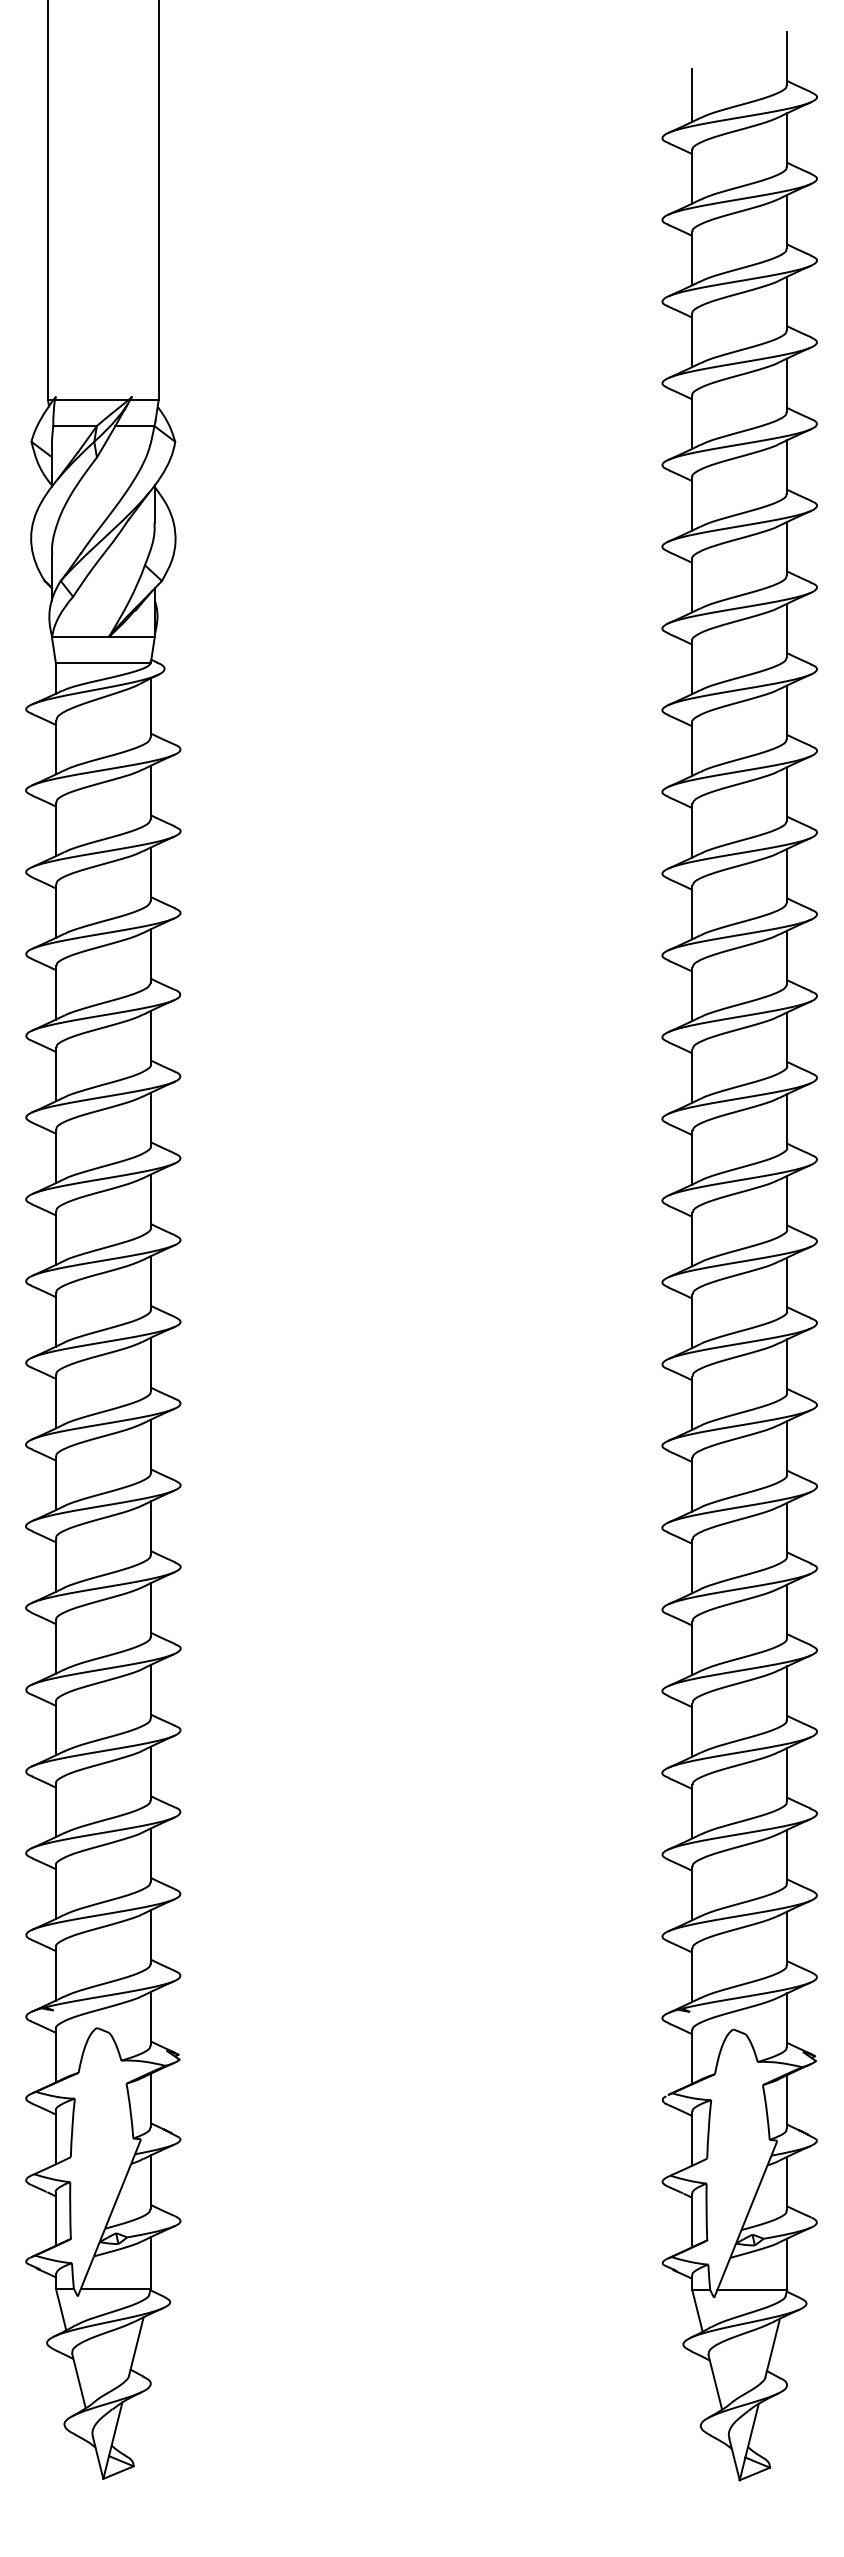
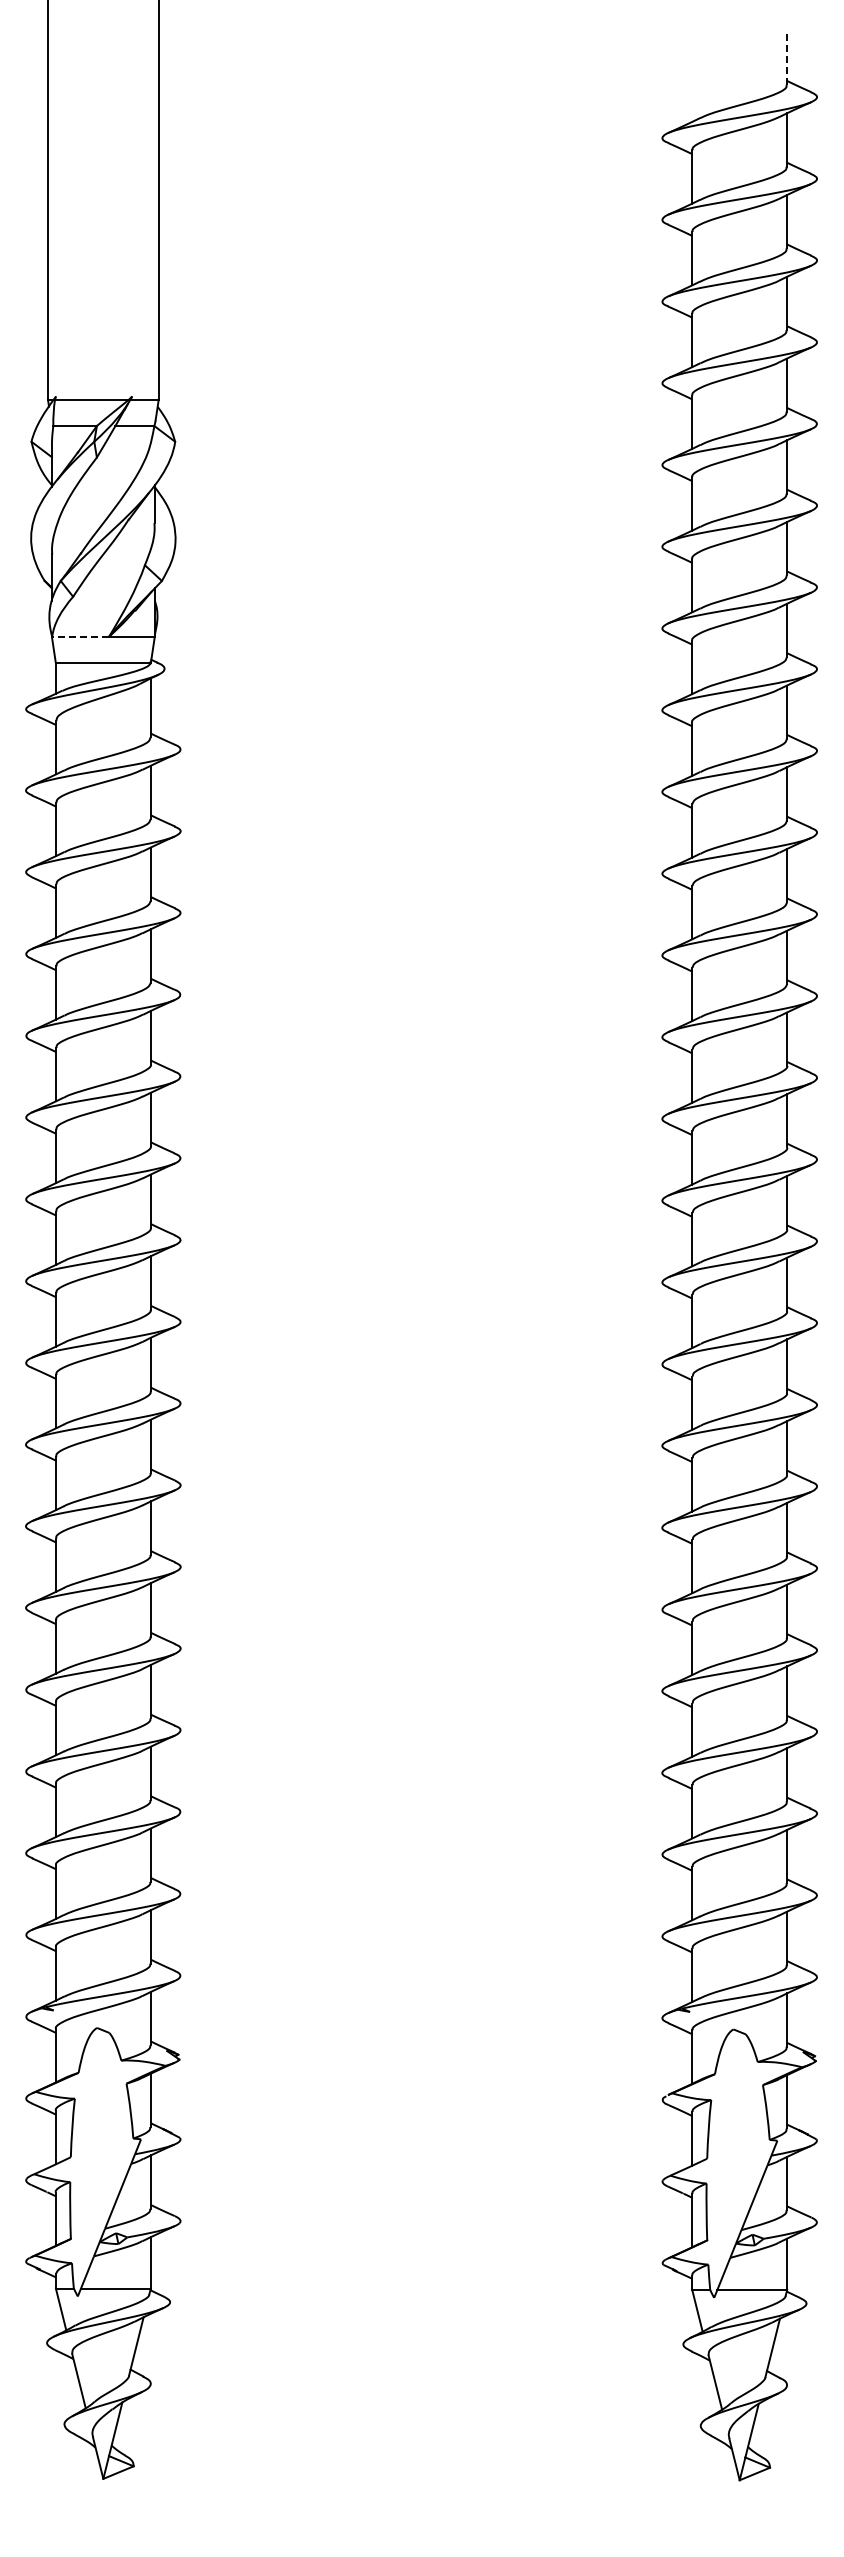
line: solid -> dashed (787, 58)
line: present -> none (692, 94)
line: solid -> dashed (80, 637)
